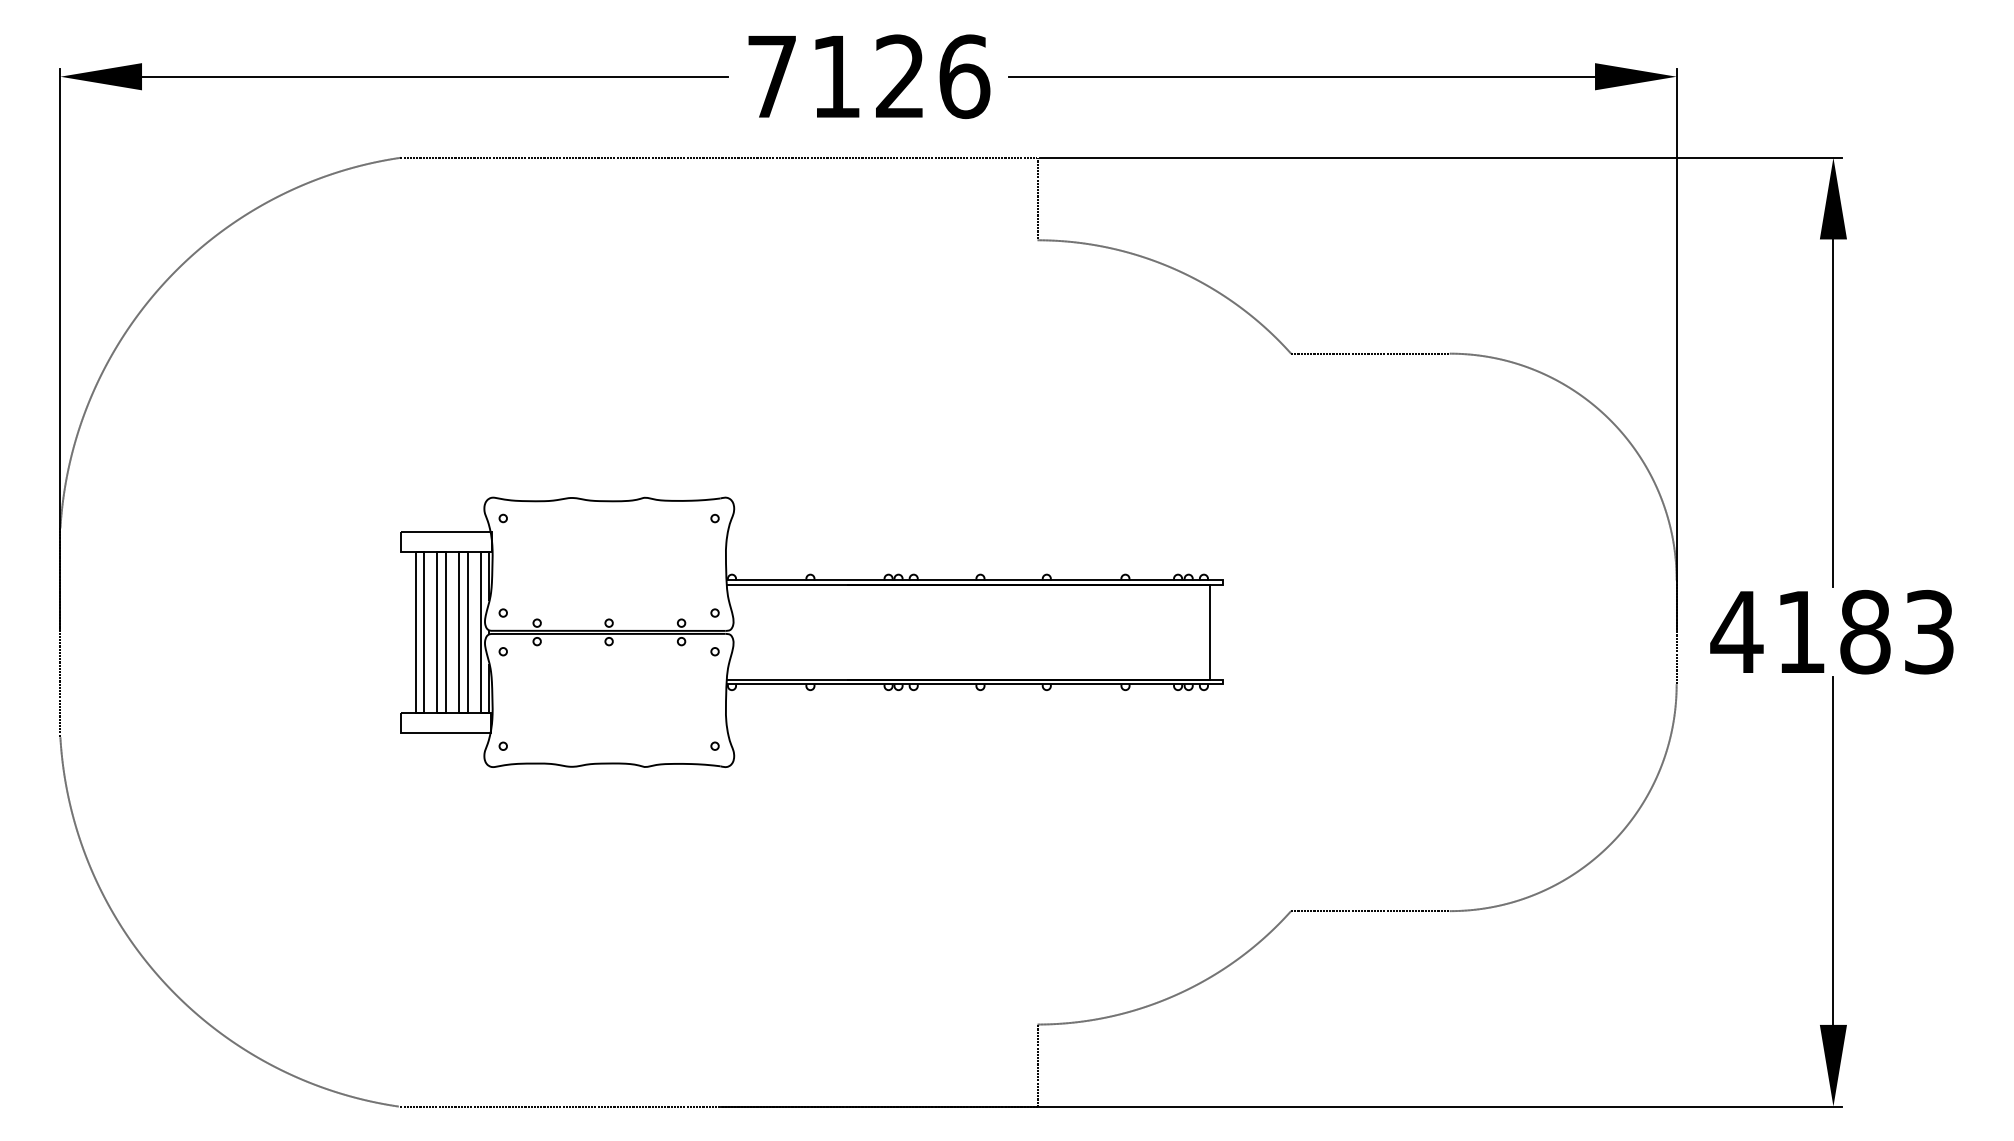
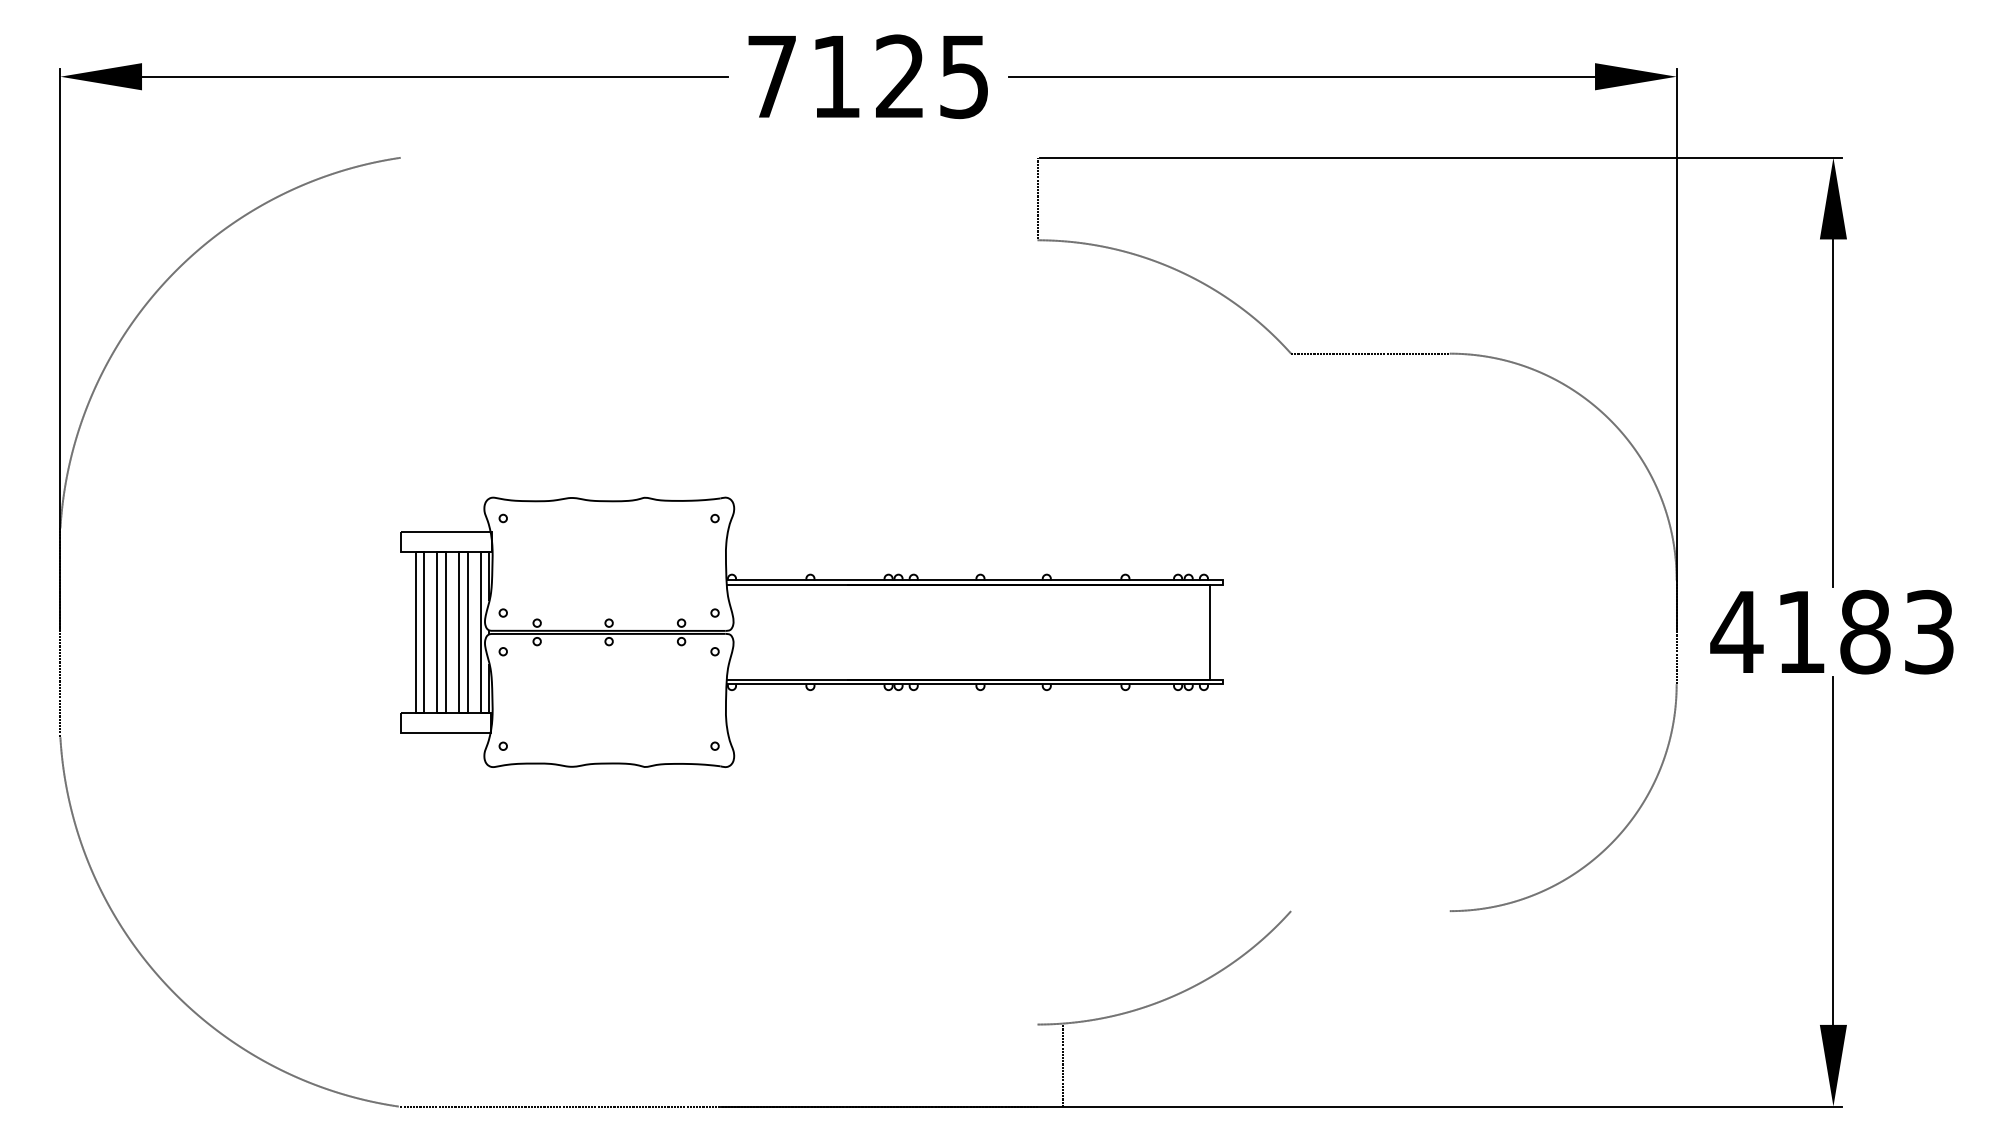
text: 7126 -> 7125 (964, 76)
line: present -> none (718, 157)
line: present -> none (1370, 911)
line position: (1037, 1065) -> (1062, 1065) (1062, 1065)
